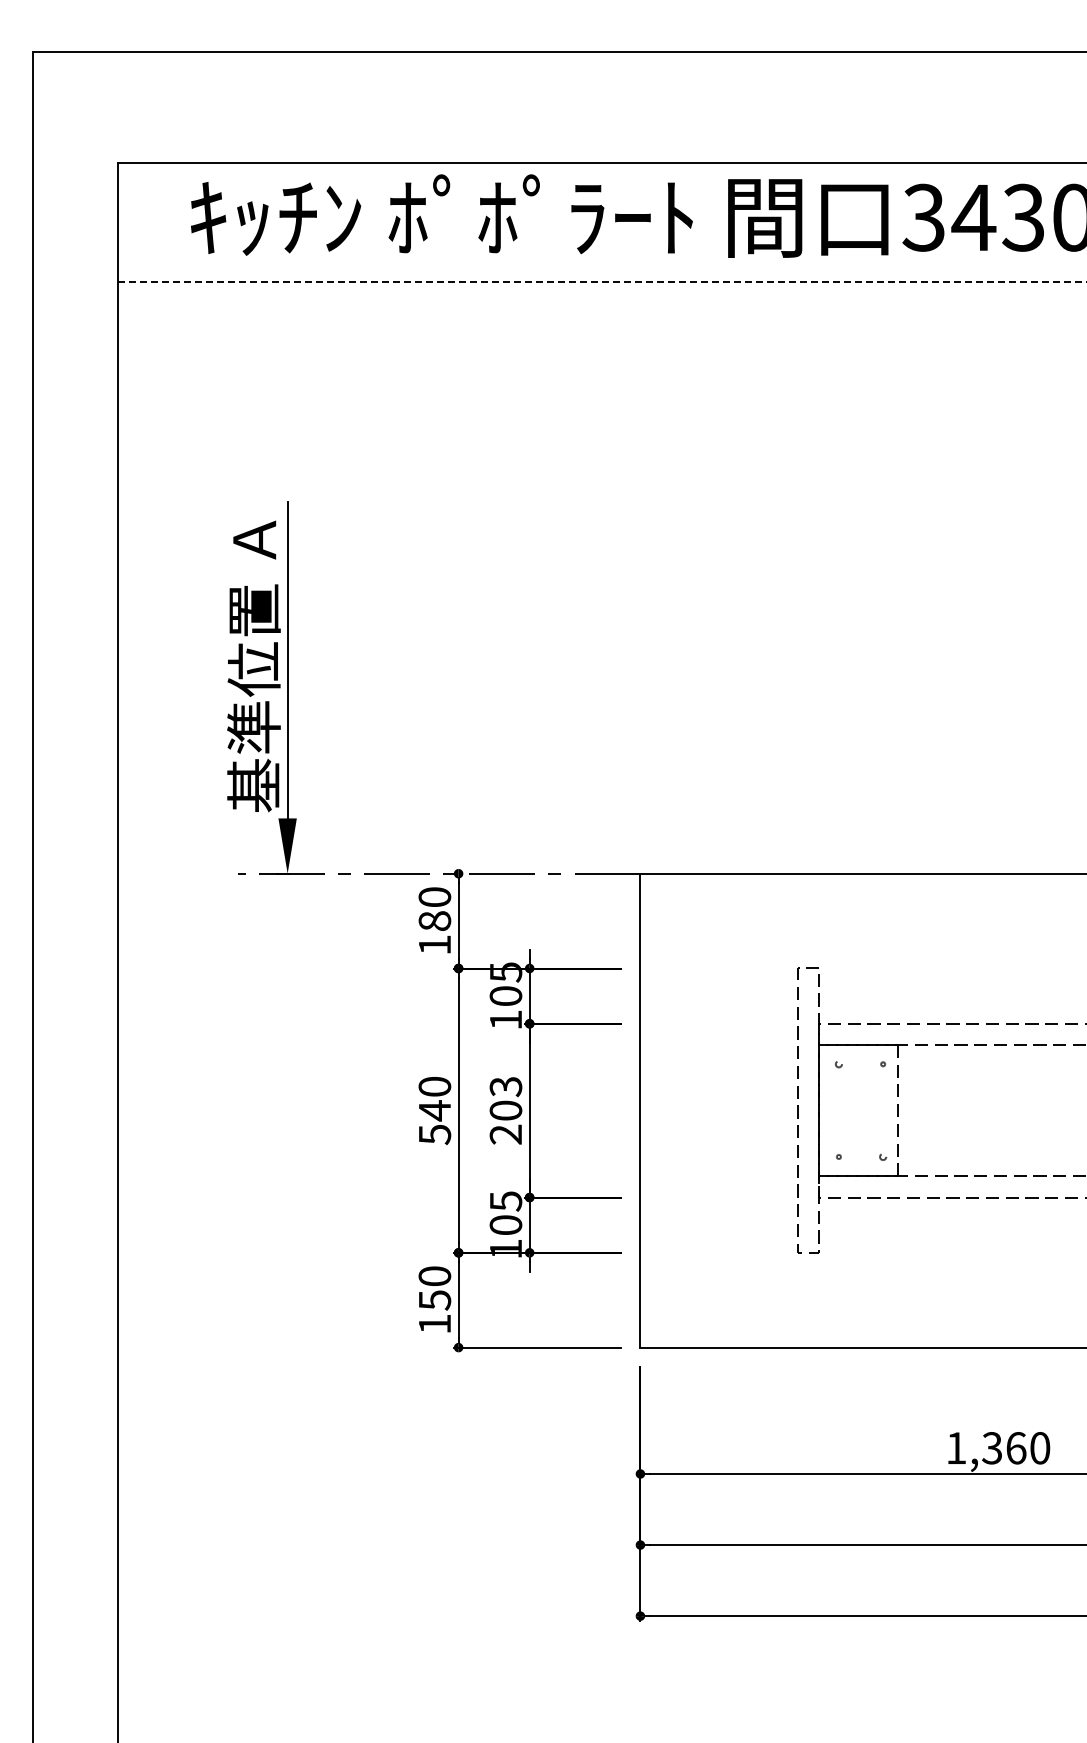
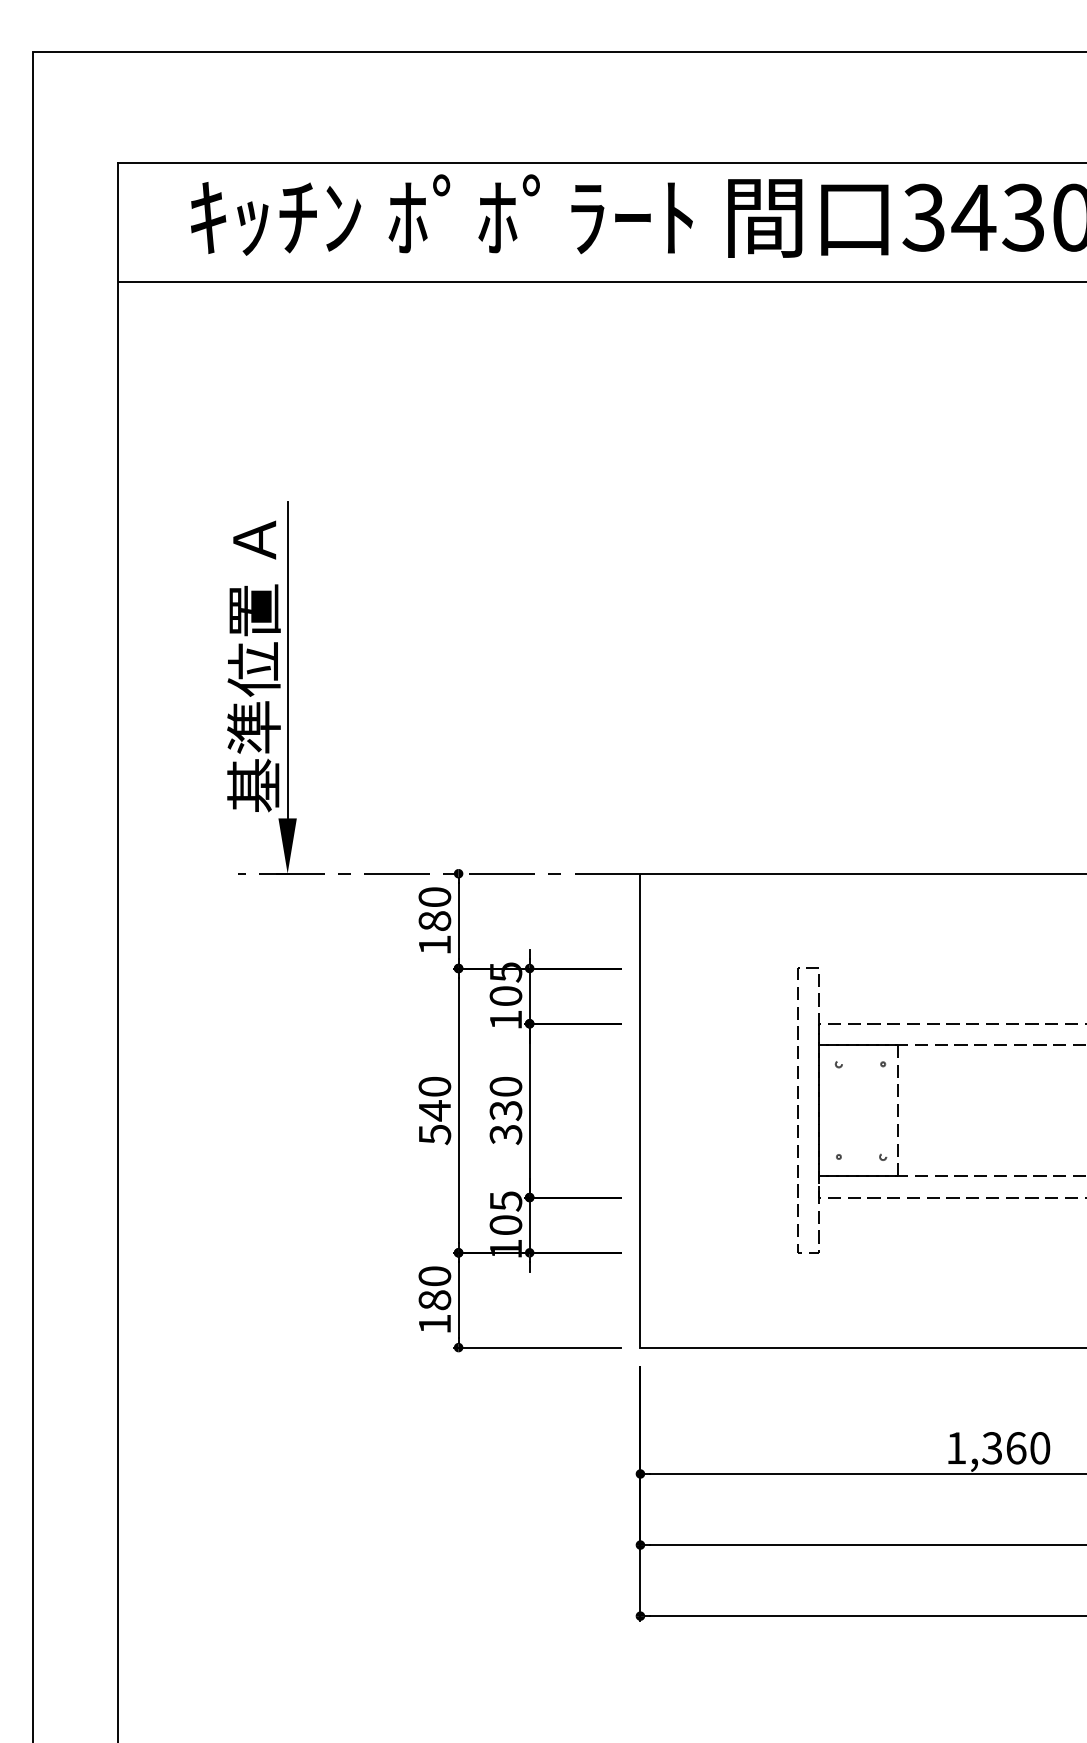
line: dashed -> solid (602, 282)
text: 203 -> 330 (505, 1110)
text: 150 -> 180 (434, 1300)
